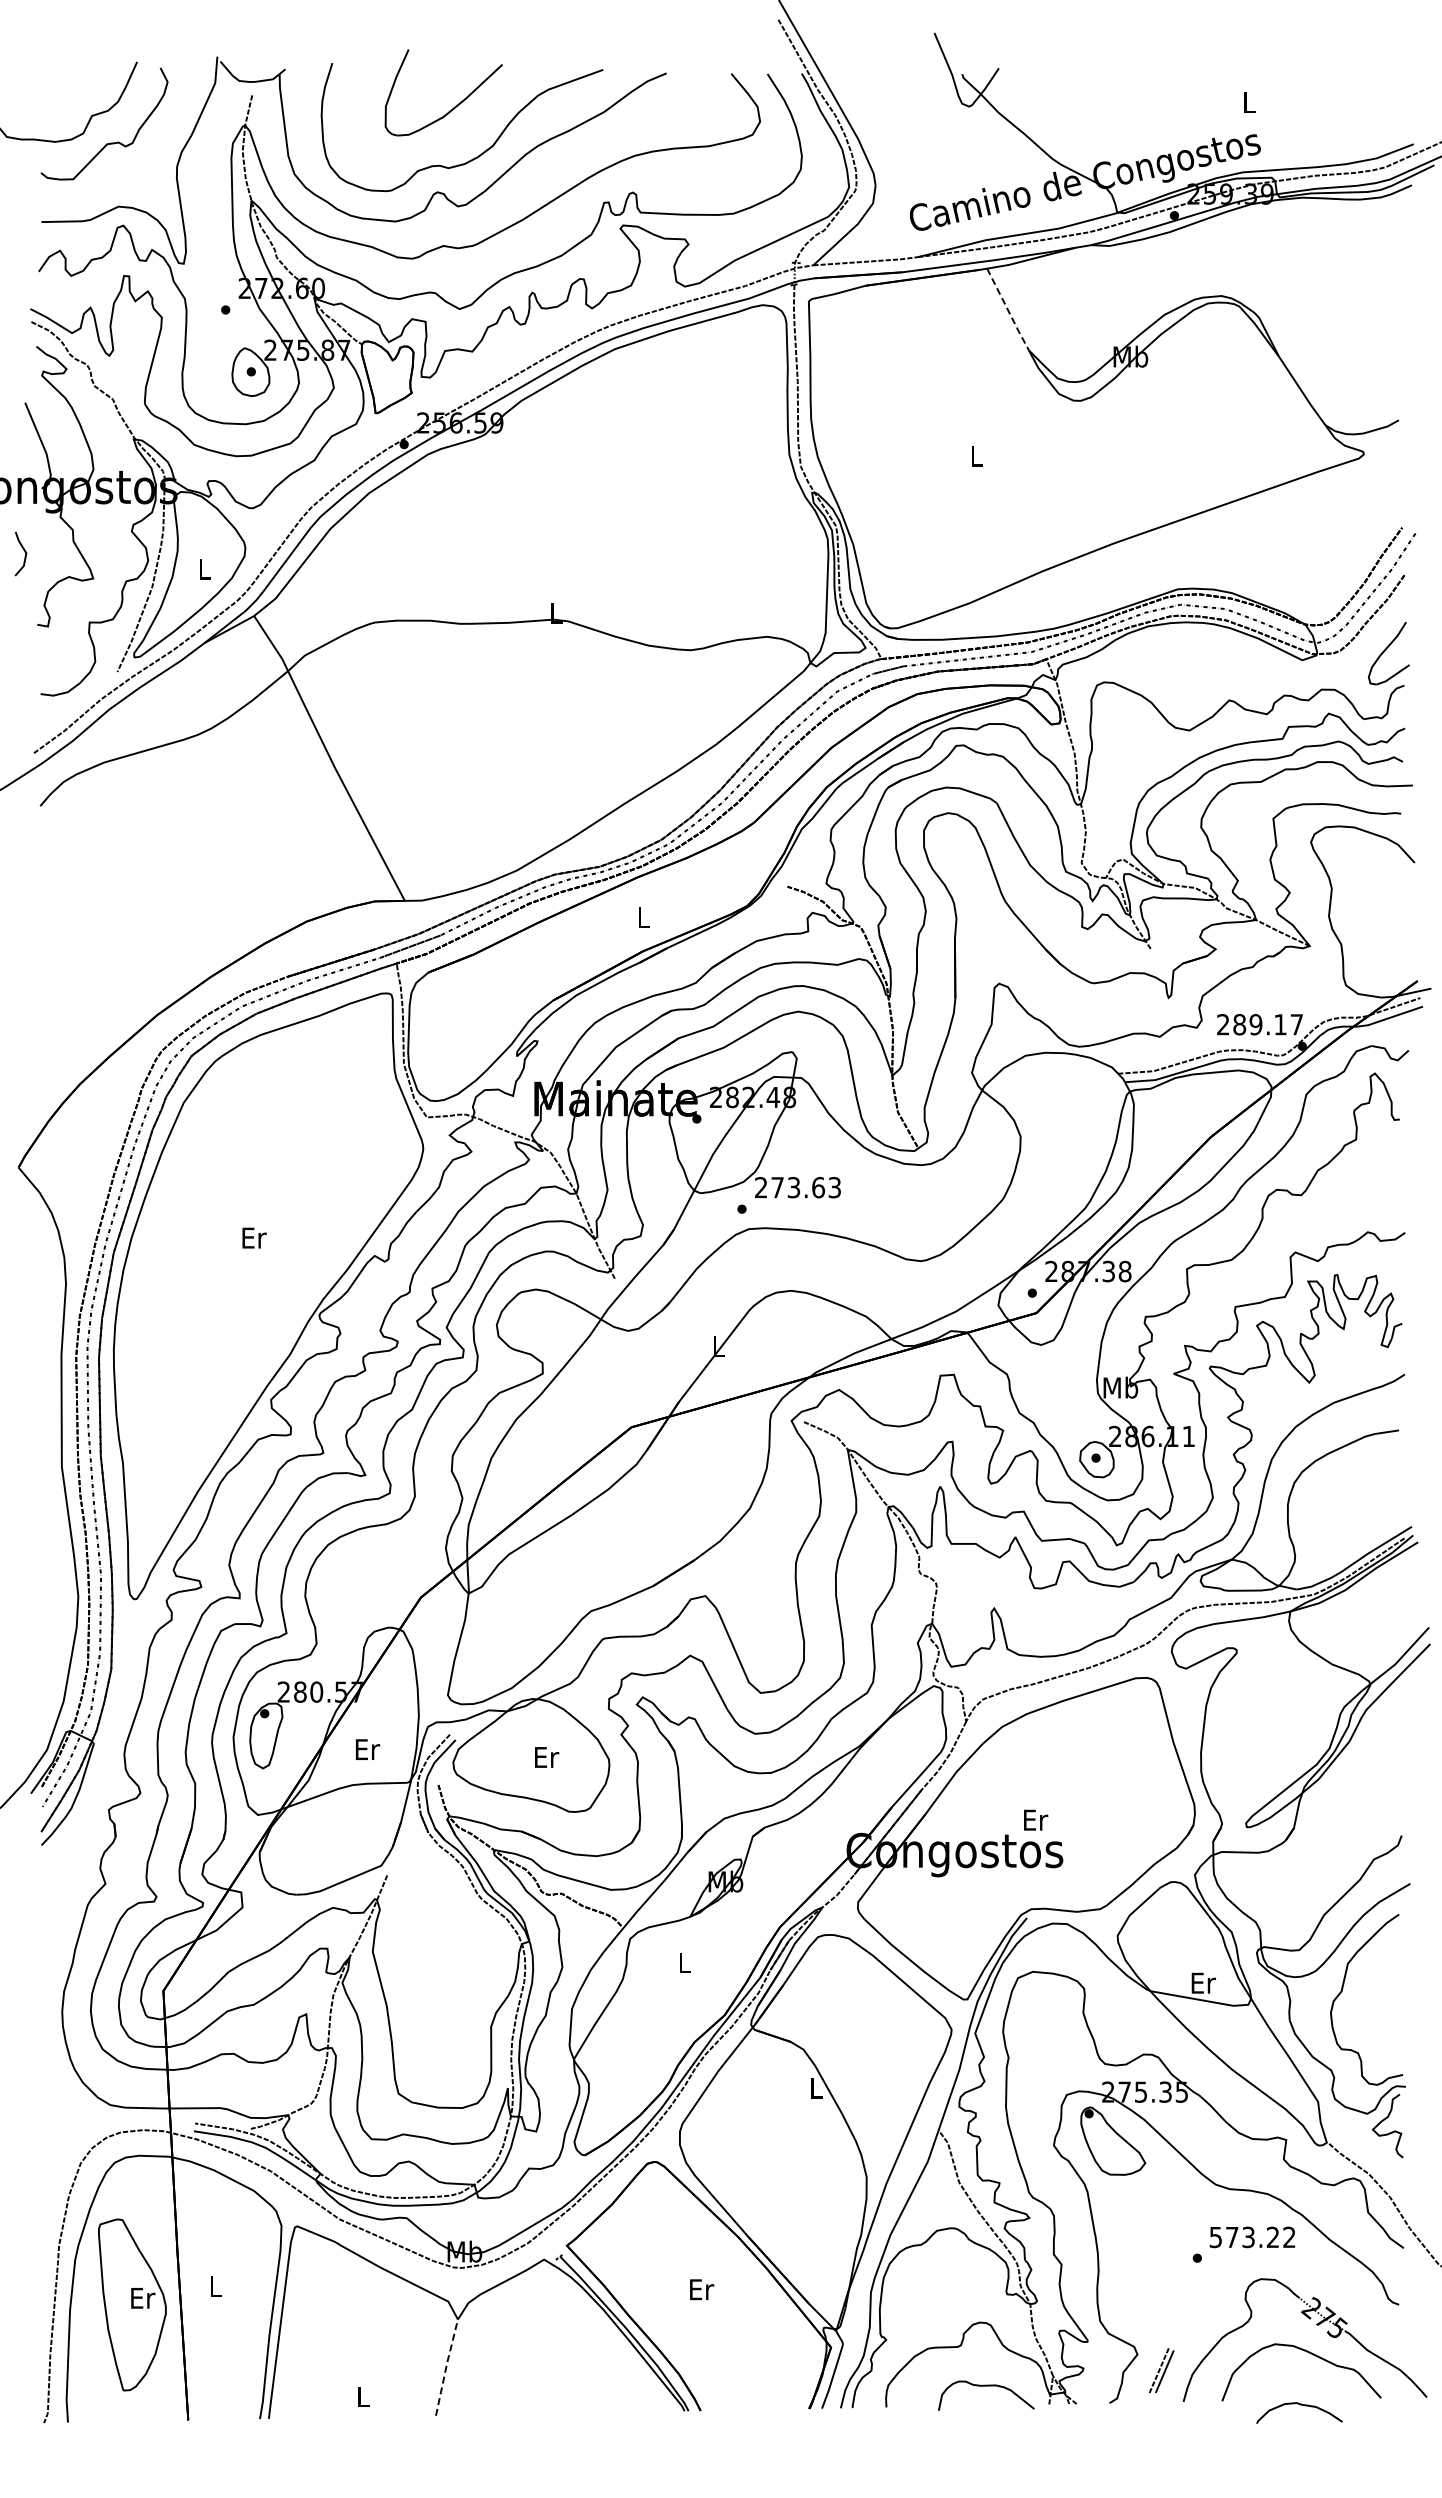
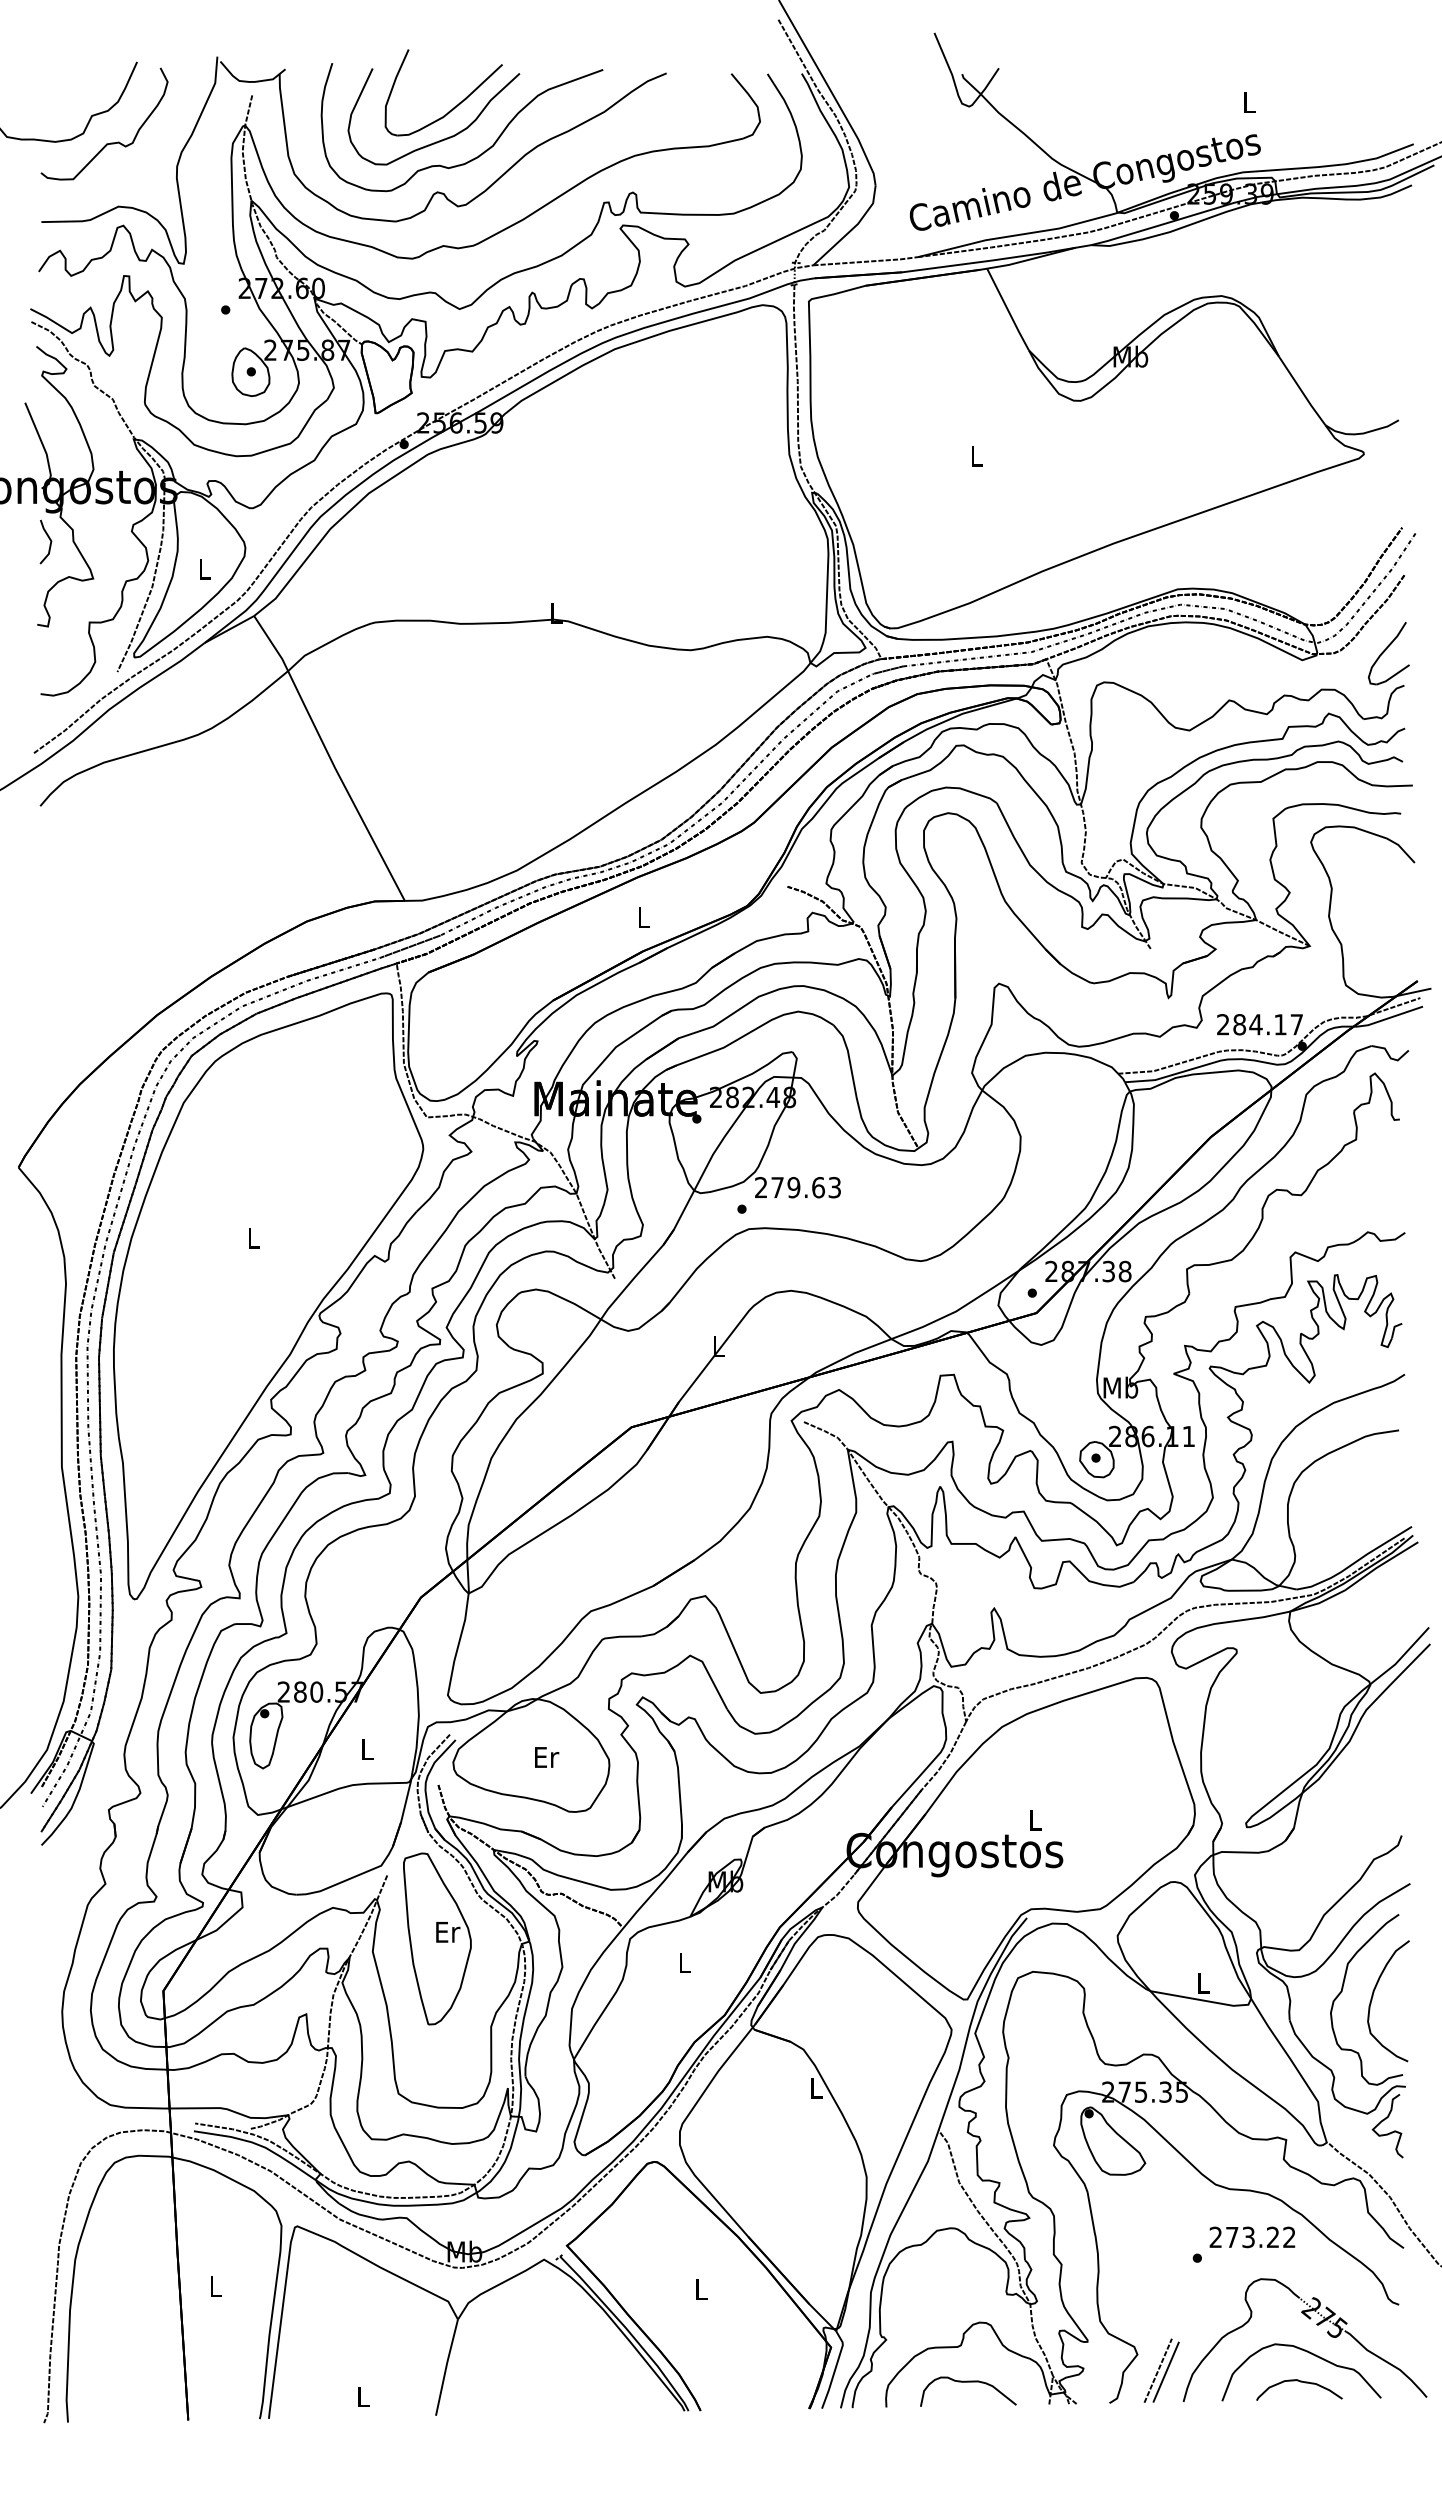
curve: none -> present (441, 139)
line: dashed -> solid (1008, 310)
line position: (24, 552) -> (49, 540) (49, 540)
text: 289.17 -> 284.17 (1255, 1024)
text: 273.63 -> 279.63 (793, 1187)
text: Er -> L (254, 1237)
text: Er -> L (367, 1749)
text: Er -> L (1036, 1819)
text: Er -> L (1203, 1982)
curve: none -> present (1373, 1996)
text: 573.22 -> 273.22 (1215, 2237)
text: Er -> L (702, 2289)
part position: (132, 2304) -> (437, 1938) (437, 1938)
line: dashed -> solid (446, 2366)
part size: 27x46 px -> 37x65 px (1161, 2370)
curve position: (986, 2386) -> (968, 2382) (968, 2382)
curve position: (1300, 2405) -> (1300, 2382) (1300, 2382)
